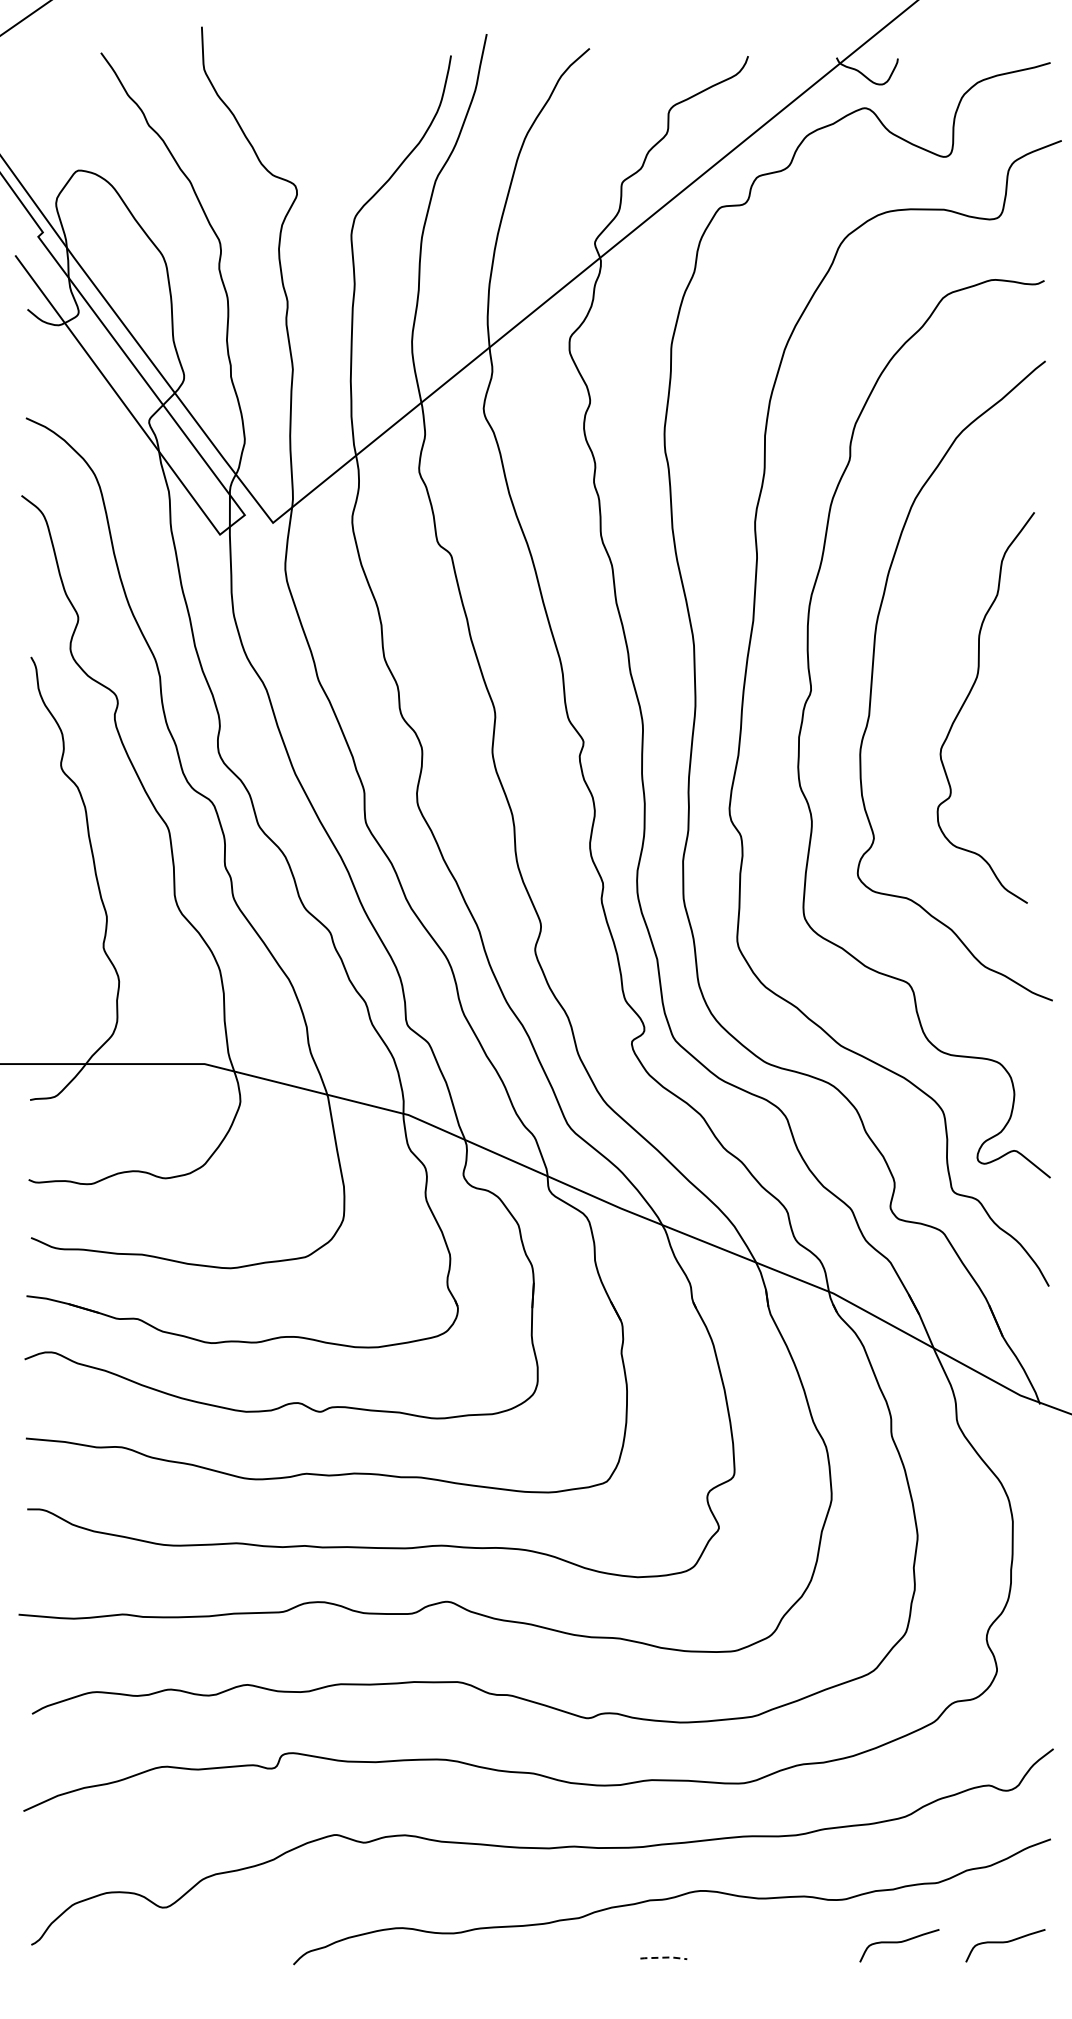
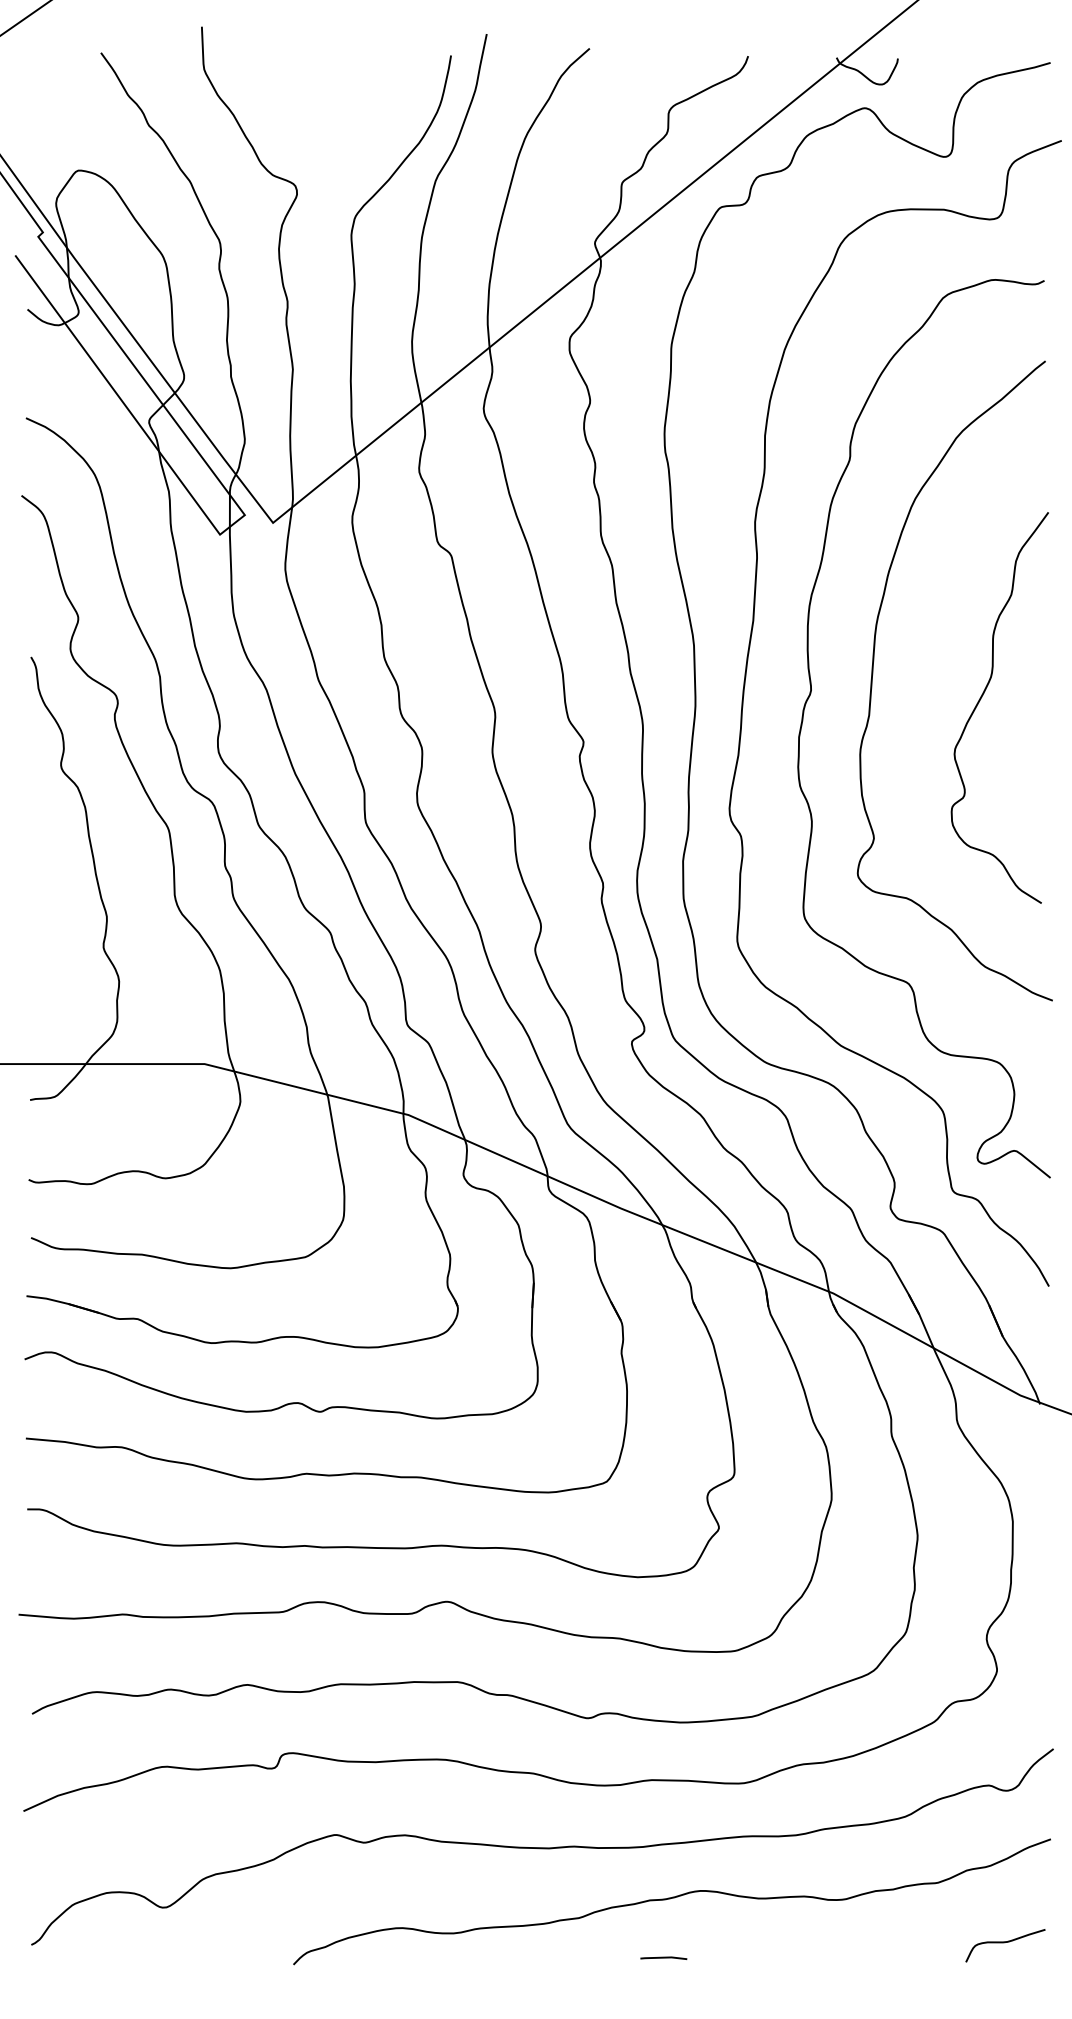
curve position: (967, 699) -> (981, 699) (981, 699)
curve: present -> none (898, 1943)
line: dashed -> solid (663, 1957)
